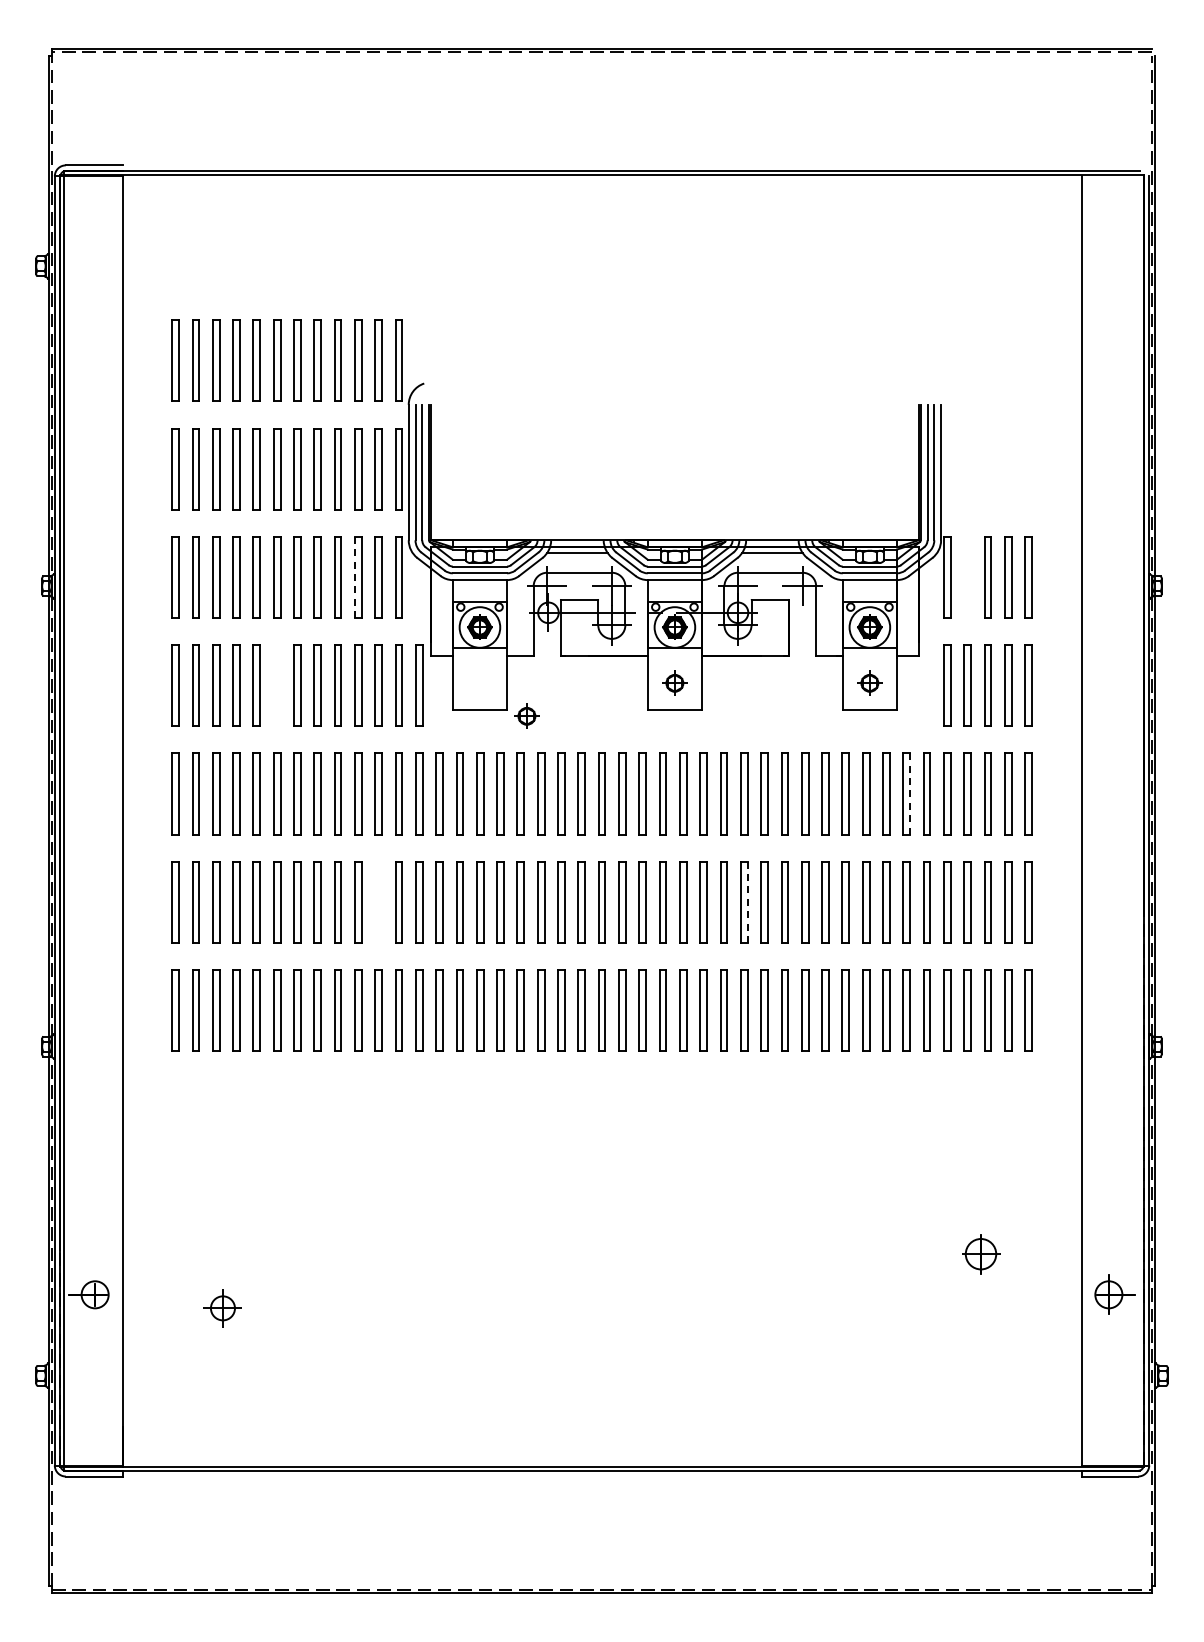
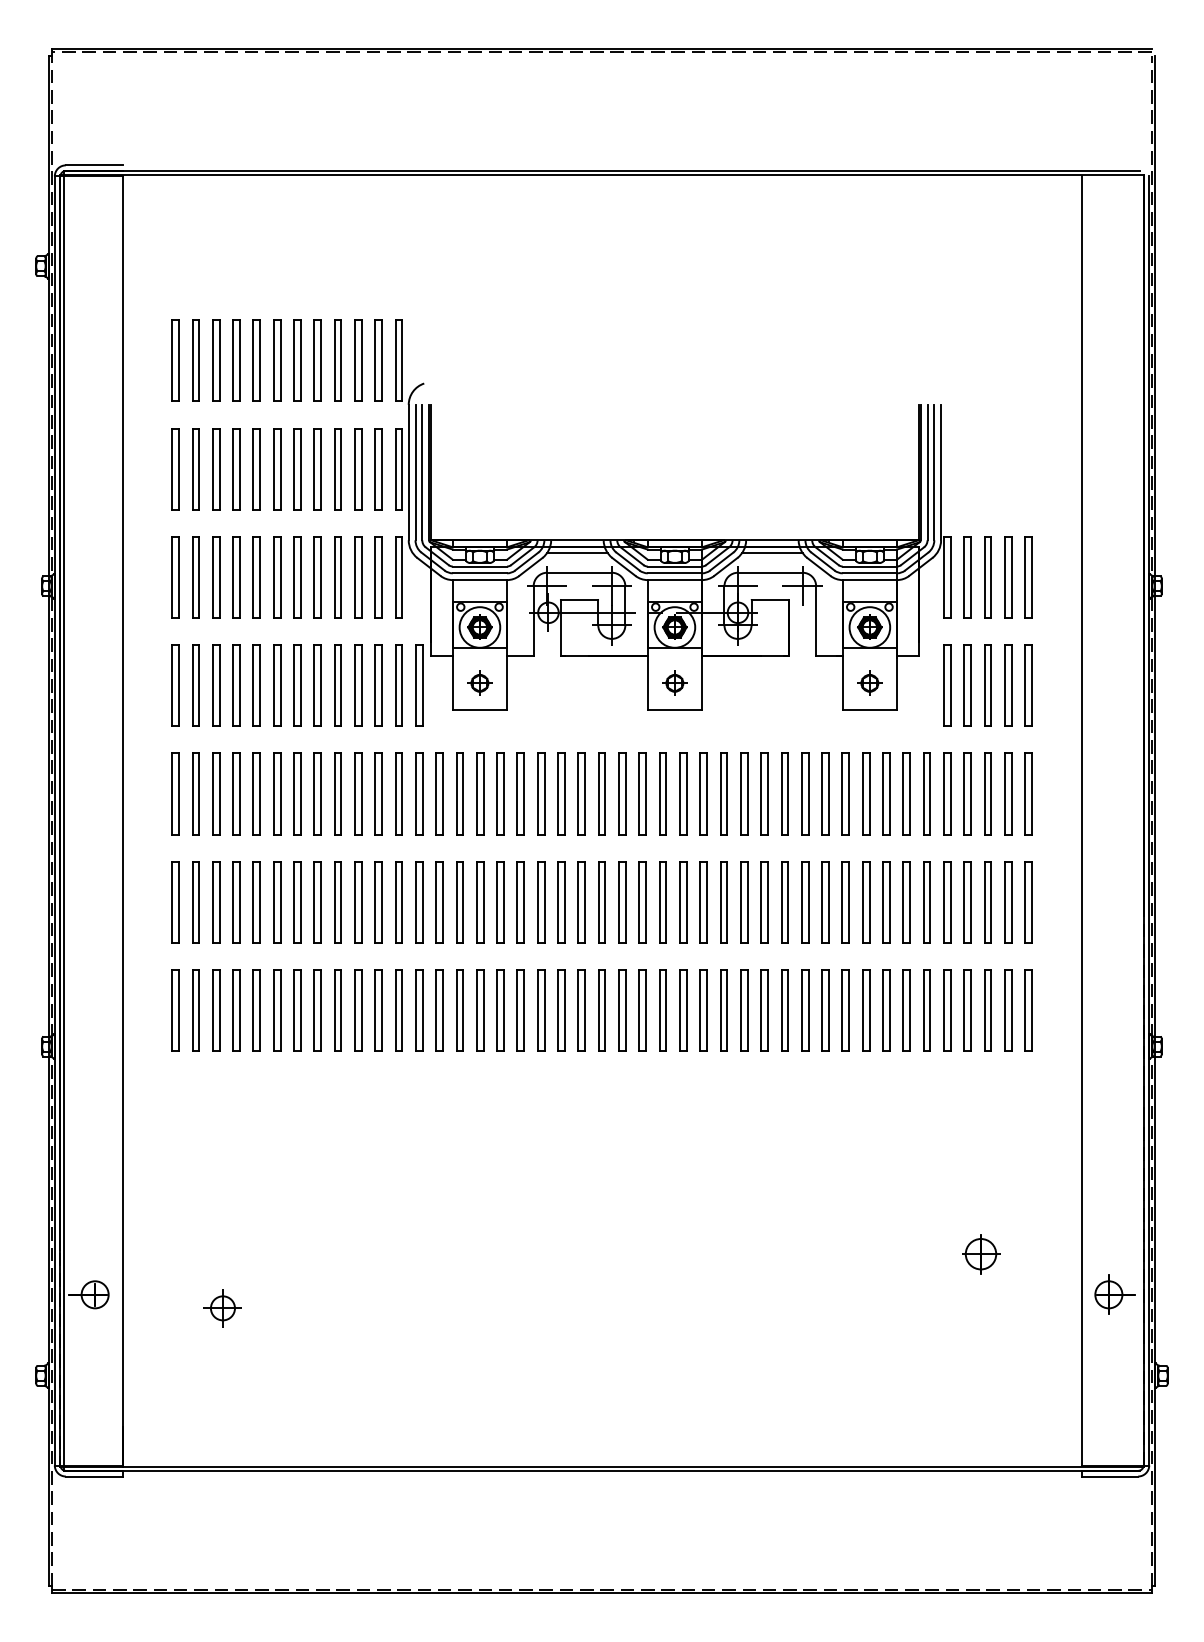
line: dashed -> solid (355, 577)
part: none -> present (967, 577)
part: none -> present (277, 685)
part position: (526, 715) -> (479, 682) (479, 682)
line: dashed -> solid (910, 794)
part: none -> present (378, 902)
line: dashed -> solid (747, 902)
